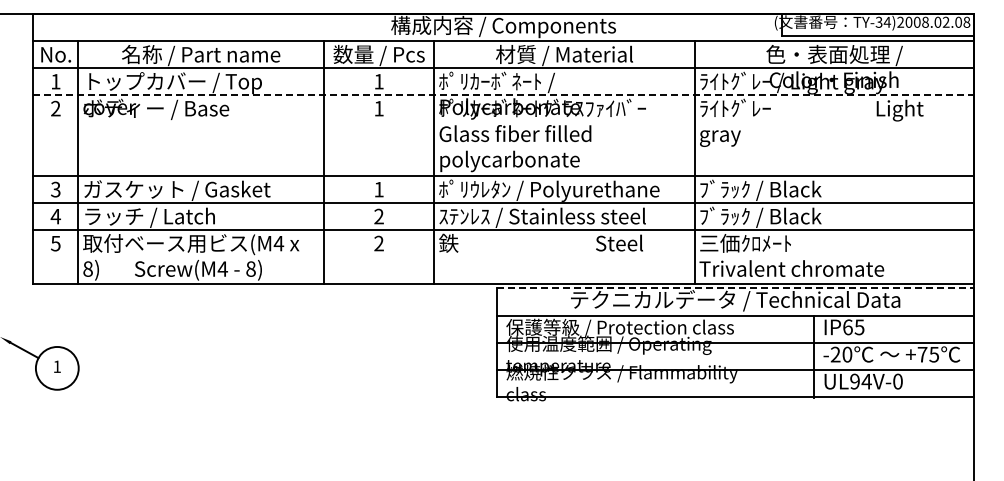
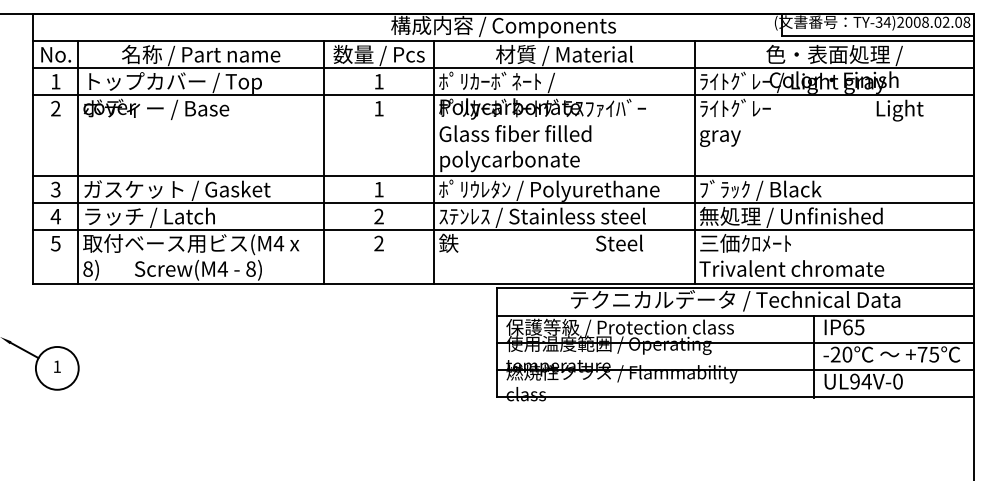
line: dashed -> solid (504, 95)
text: ﾌﾞﾗｯｸ / Black -> 無処理 / Unfinished (791, 216)
line: dashed -> solid (735, 288)
